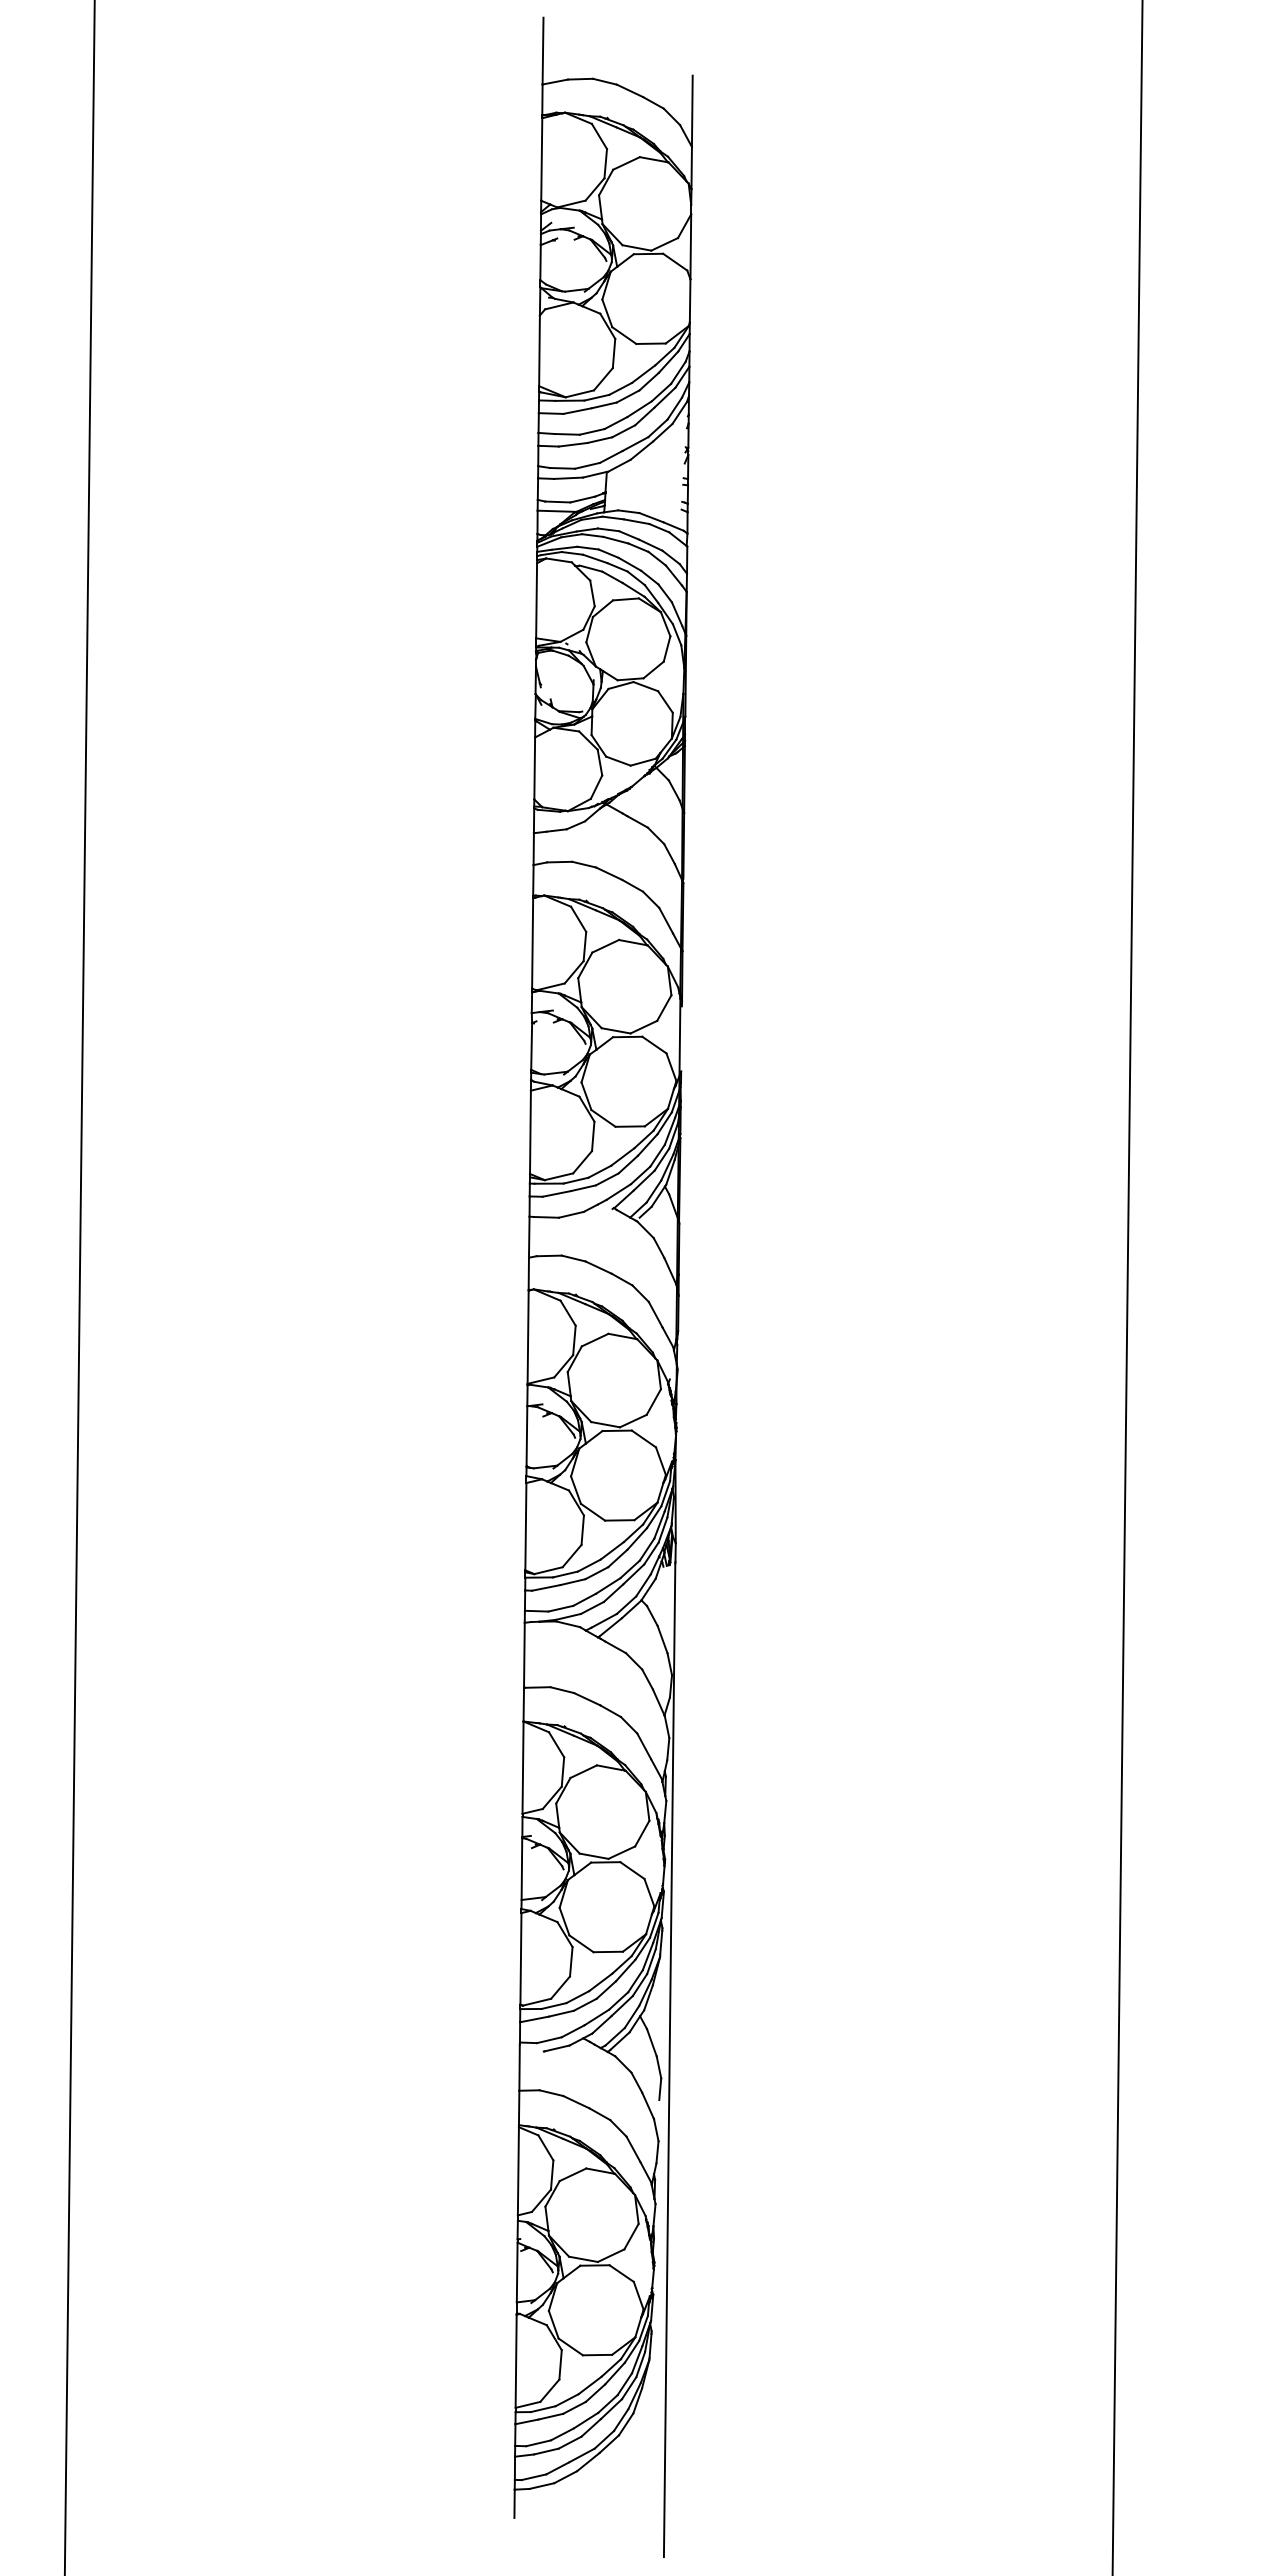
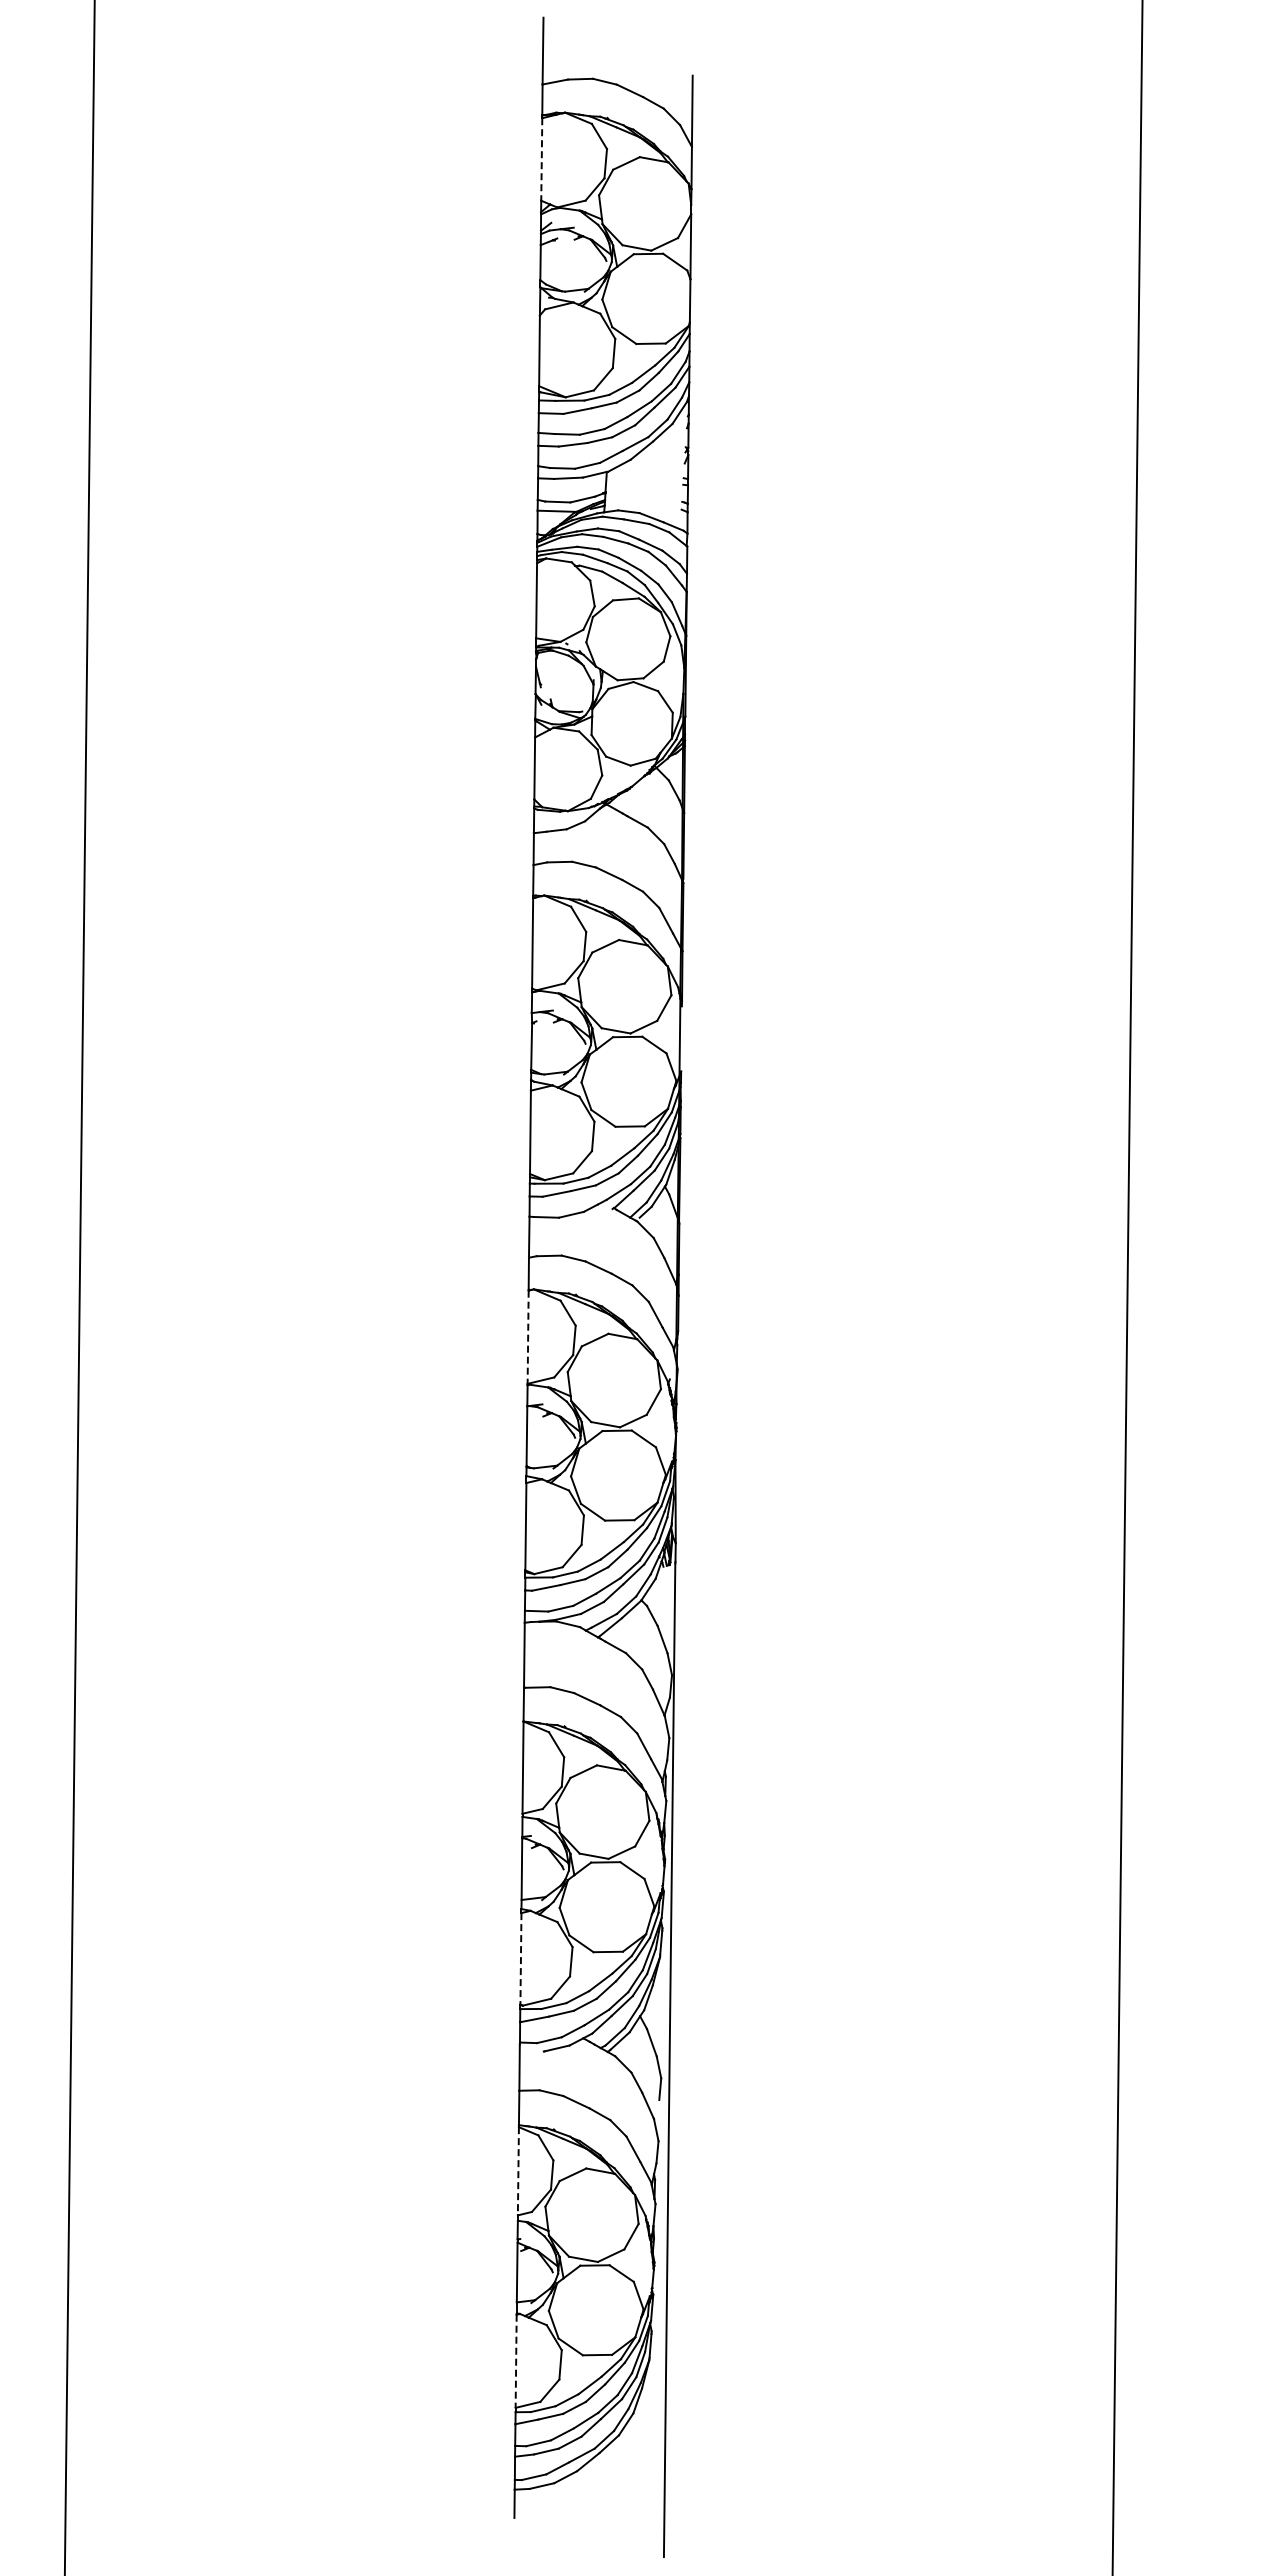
line: solid -> dashed (541, 159)
line: solid -> dashed (528, 1337)
line: solid -> dashed (520, 1958)
line: solid -> dashed (518, 2171)
line: solid -> dashed (516, 2361)
